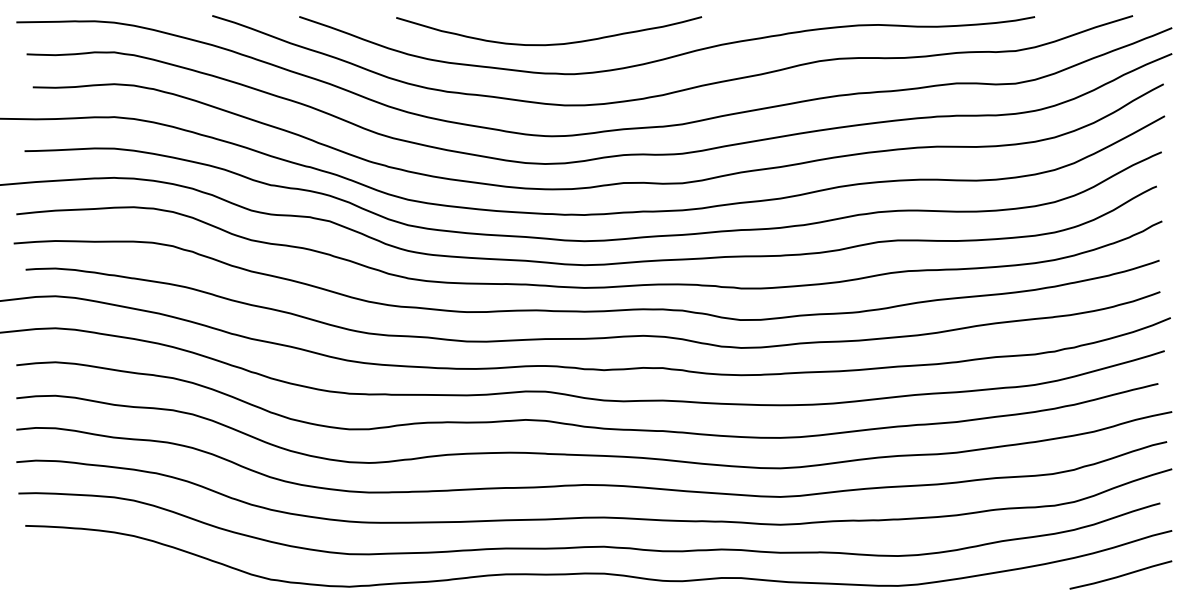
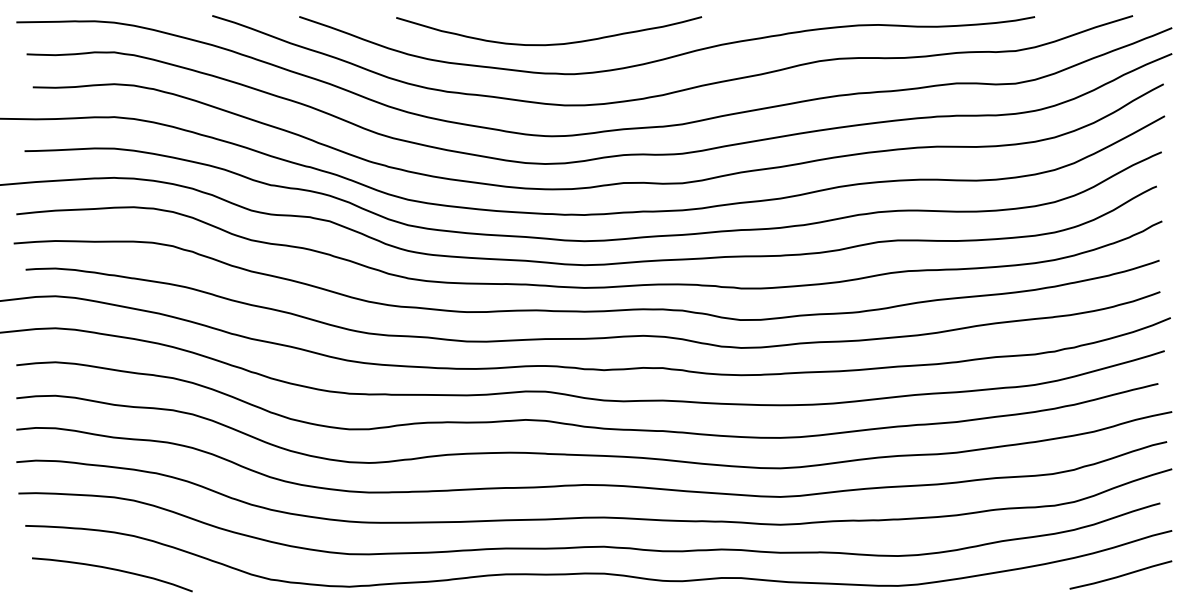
curve: none -> present (113, 570)
